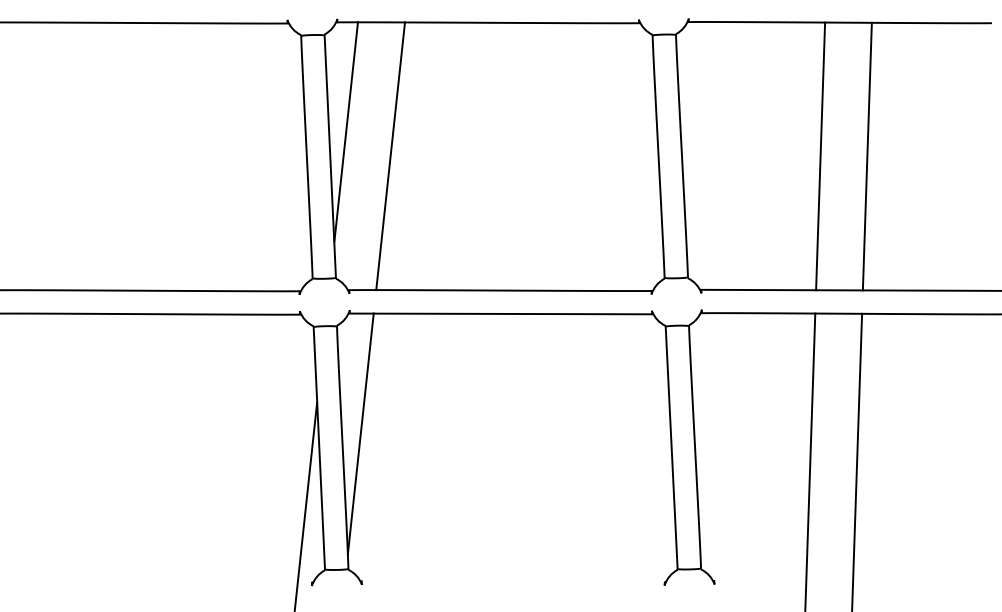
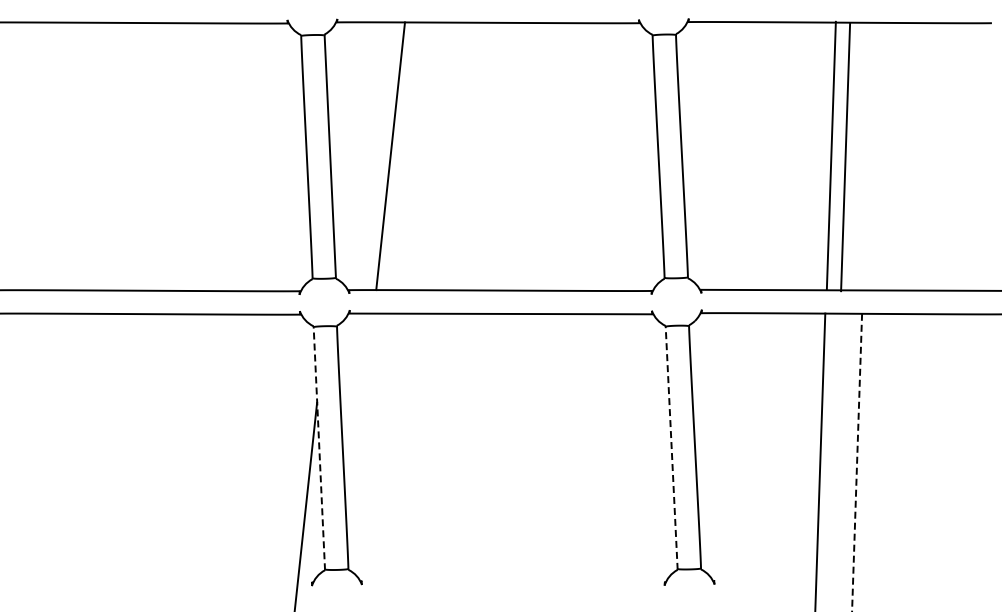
line: present -> none (345, 131)
line position: (820, 156) -> (845, 157) (845, 157)
line position: (866, 156) -> (830, 155) (830, 155)
line: present -> none (360, 433)
line: solid -> dashed (319, 448)
line: solid -> dashed (671, 448)
line position: (810, 460) -> (820, 460) (820, 460)
line: solid -> dashed (857, 462)
